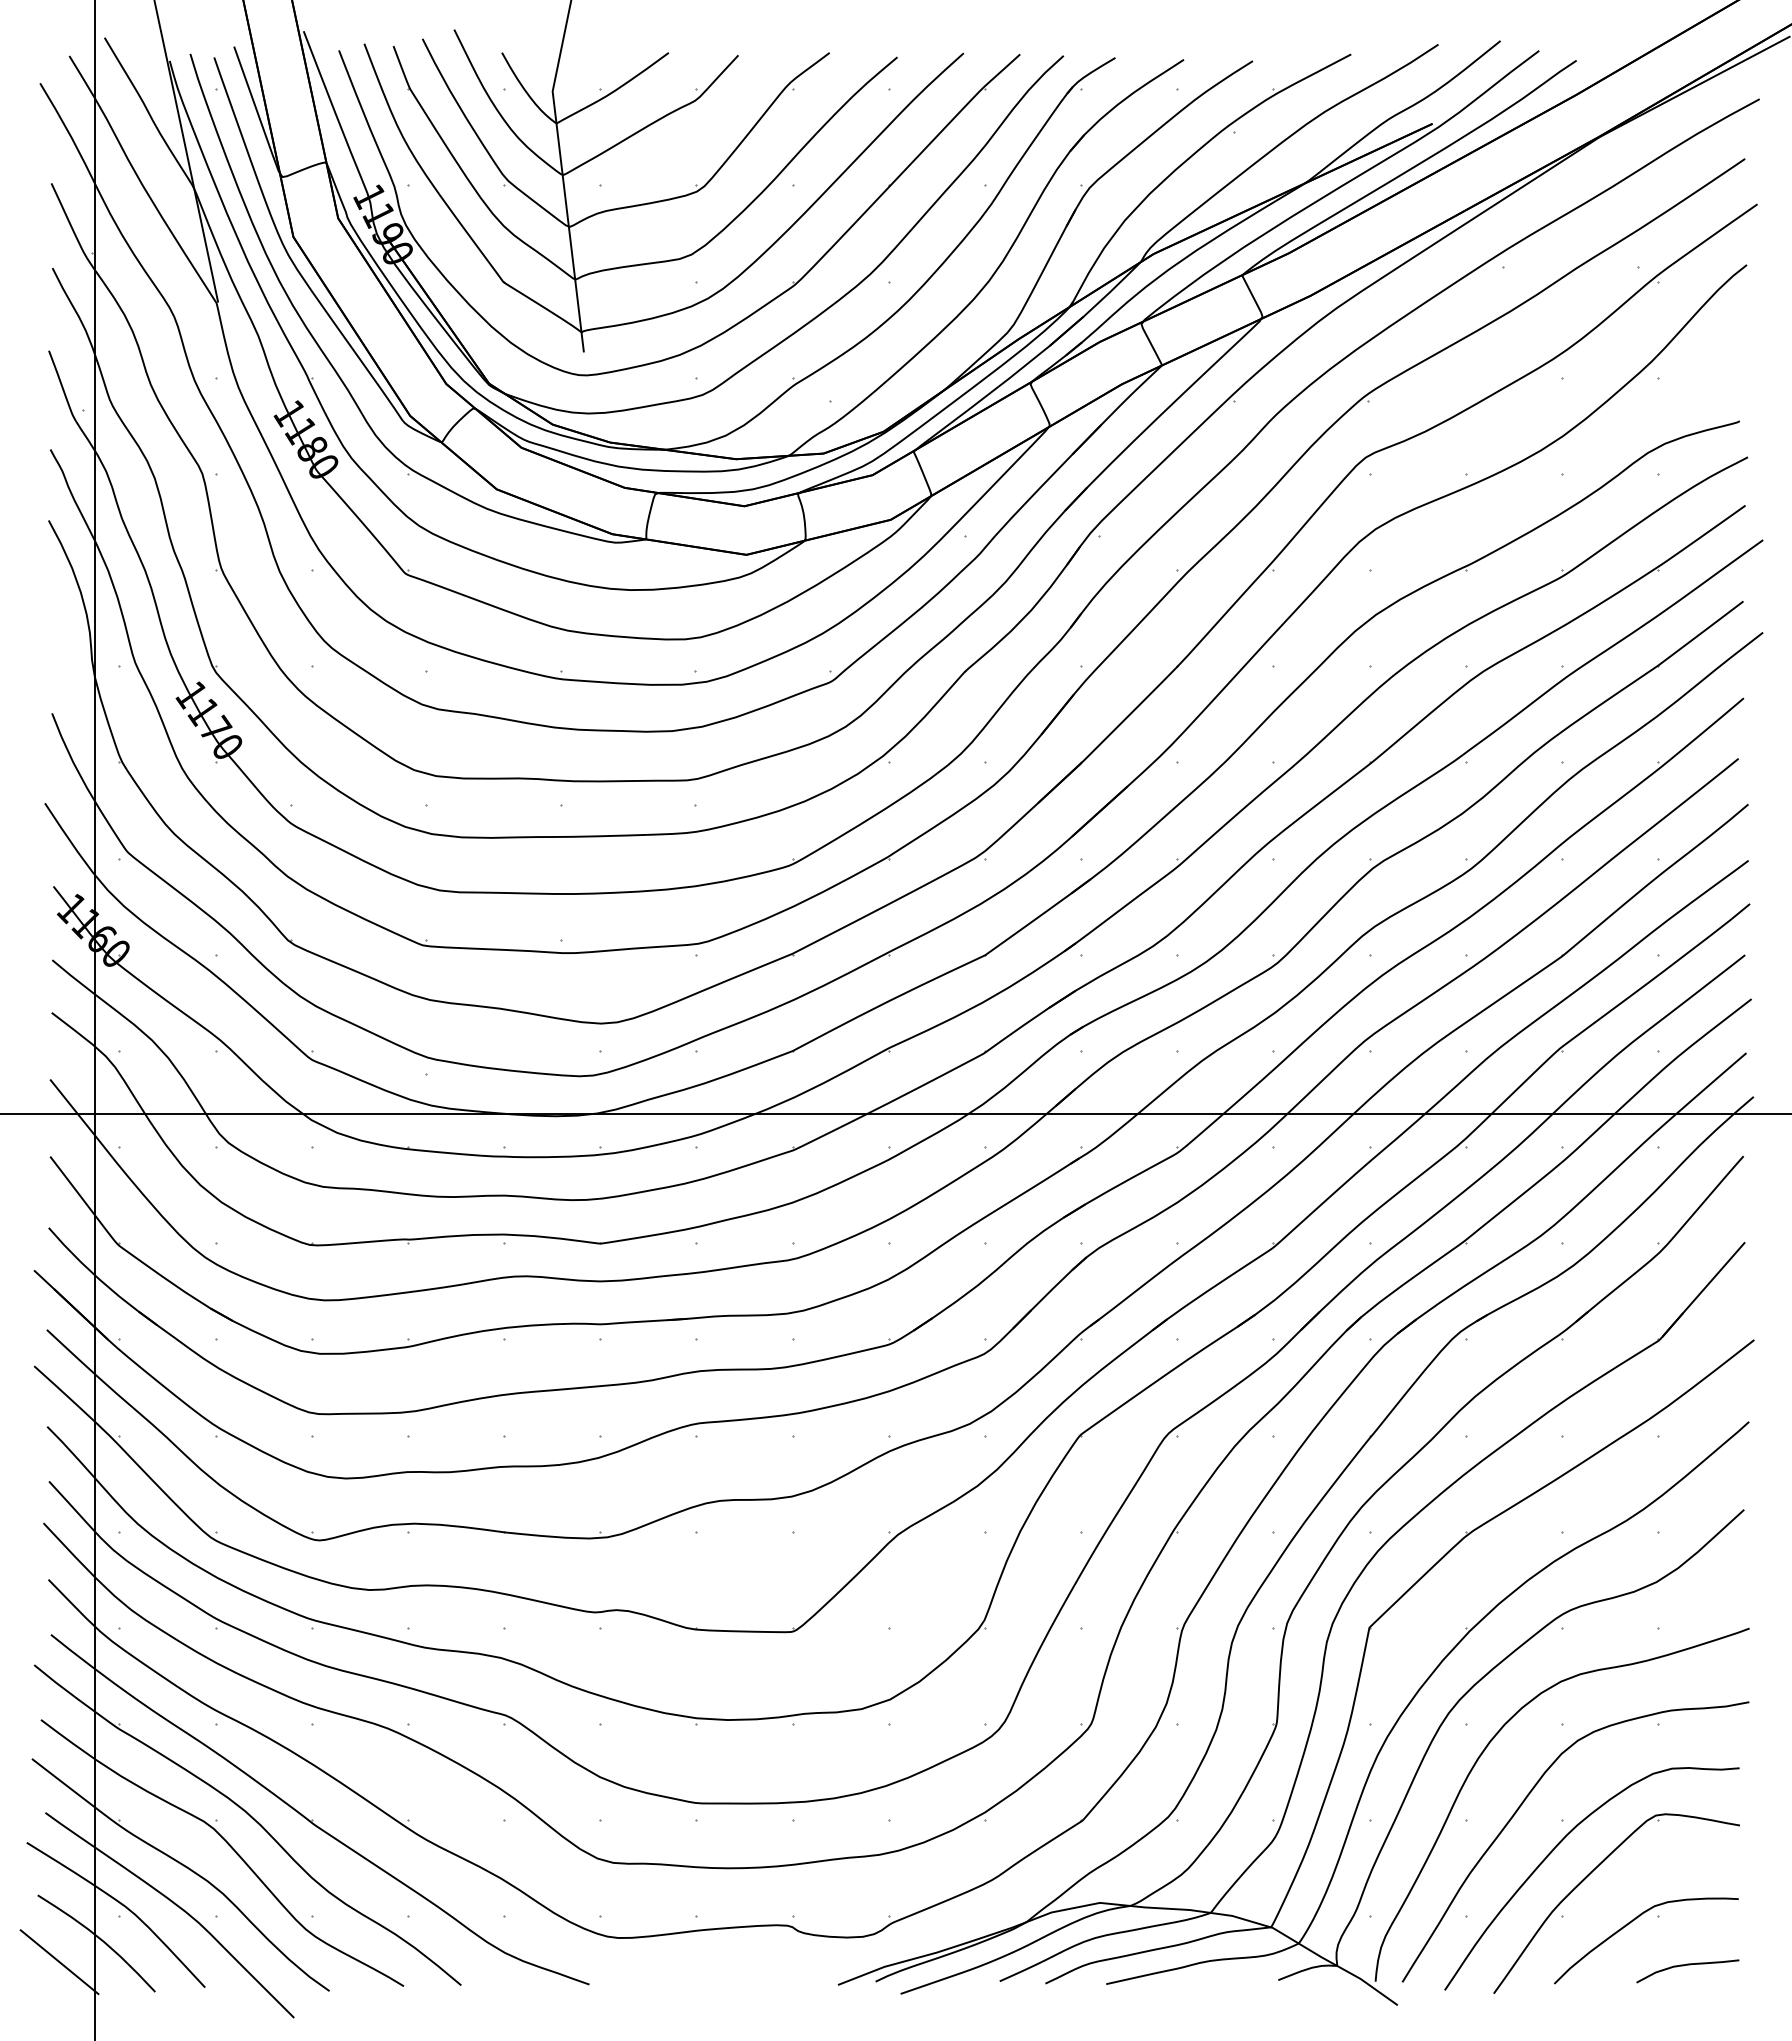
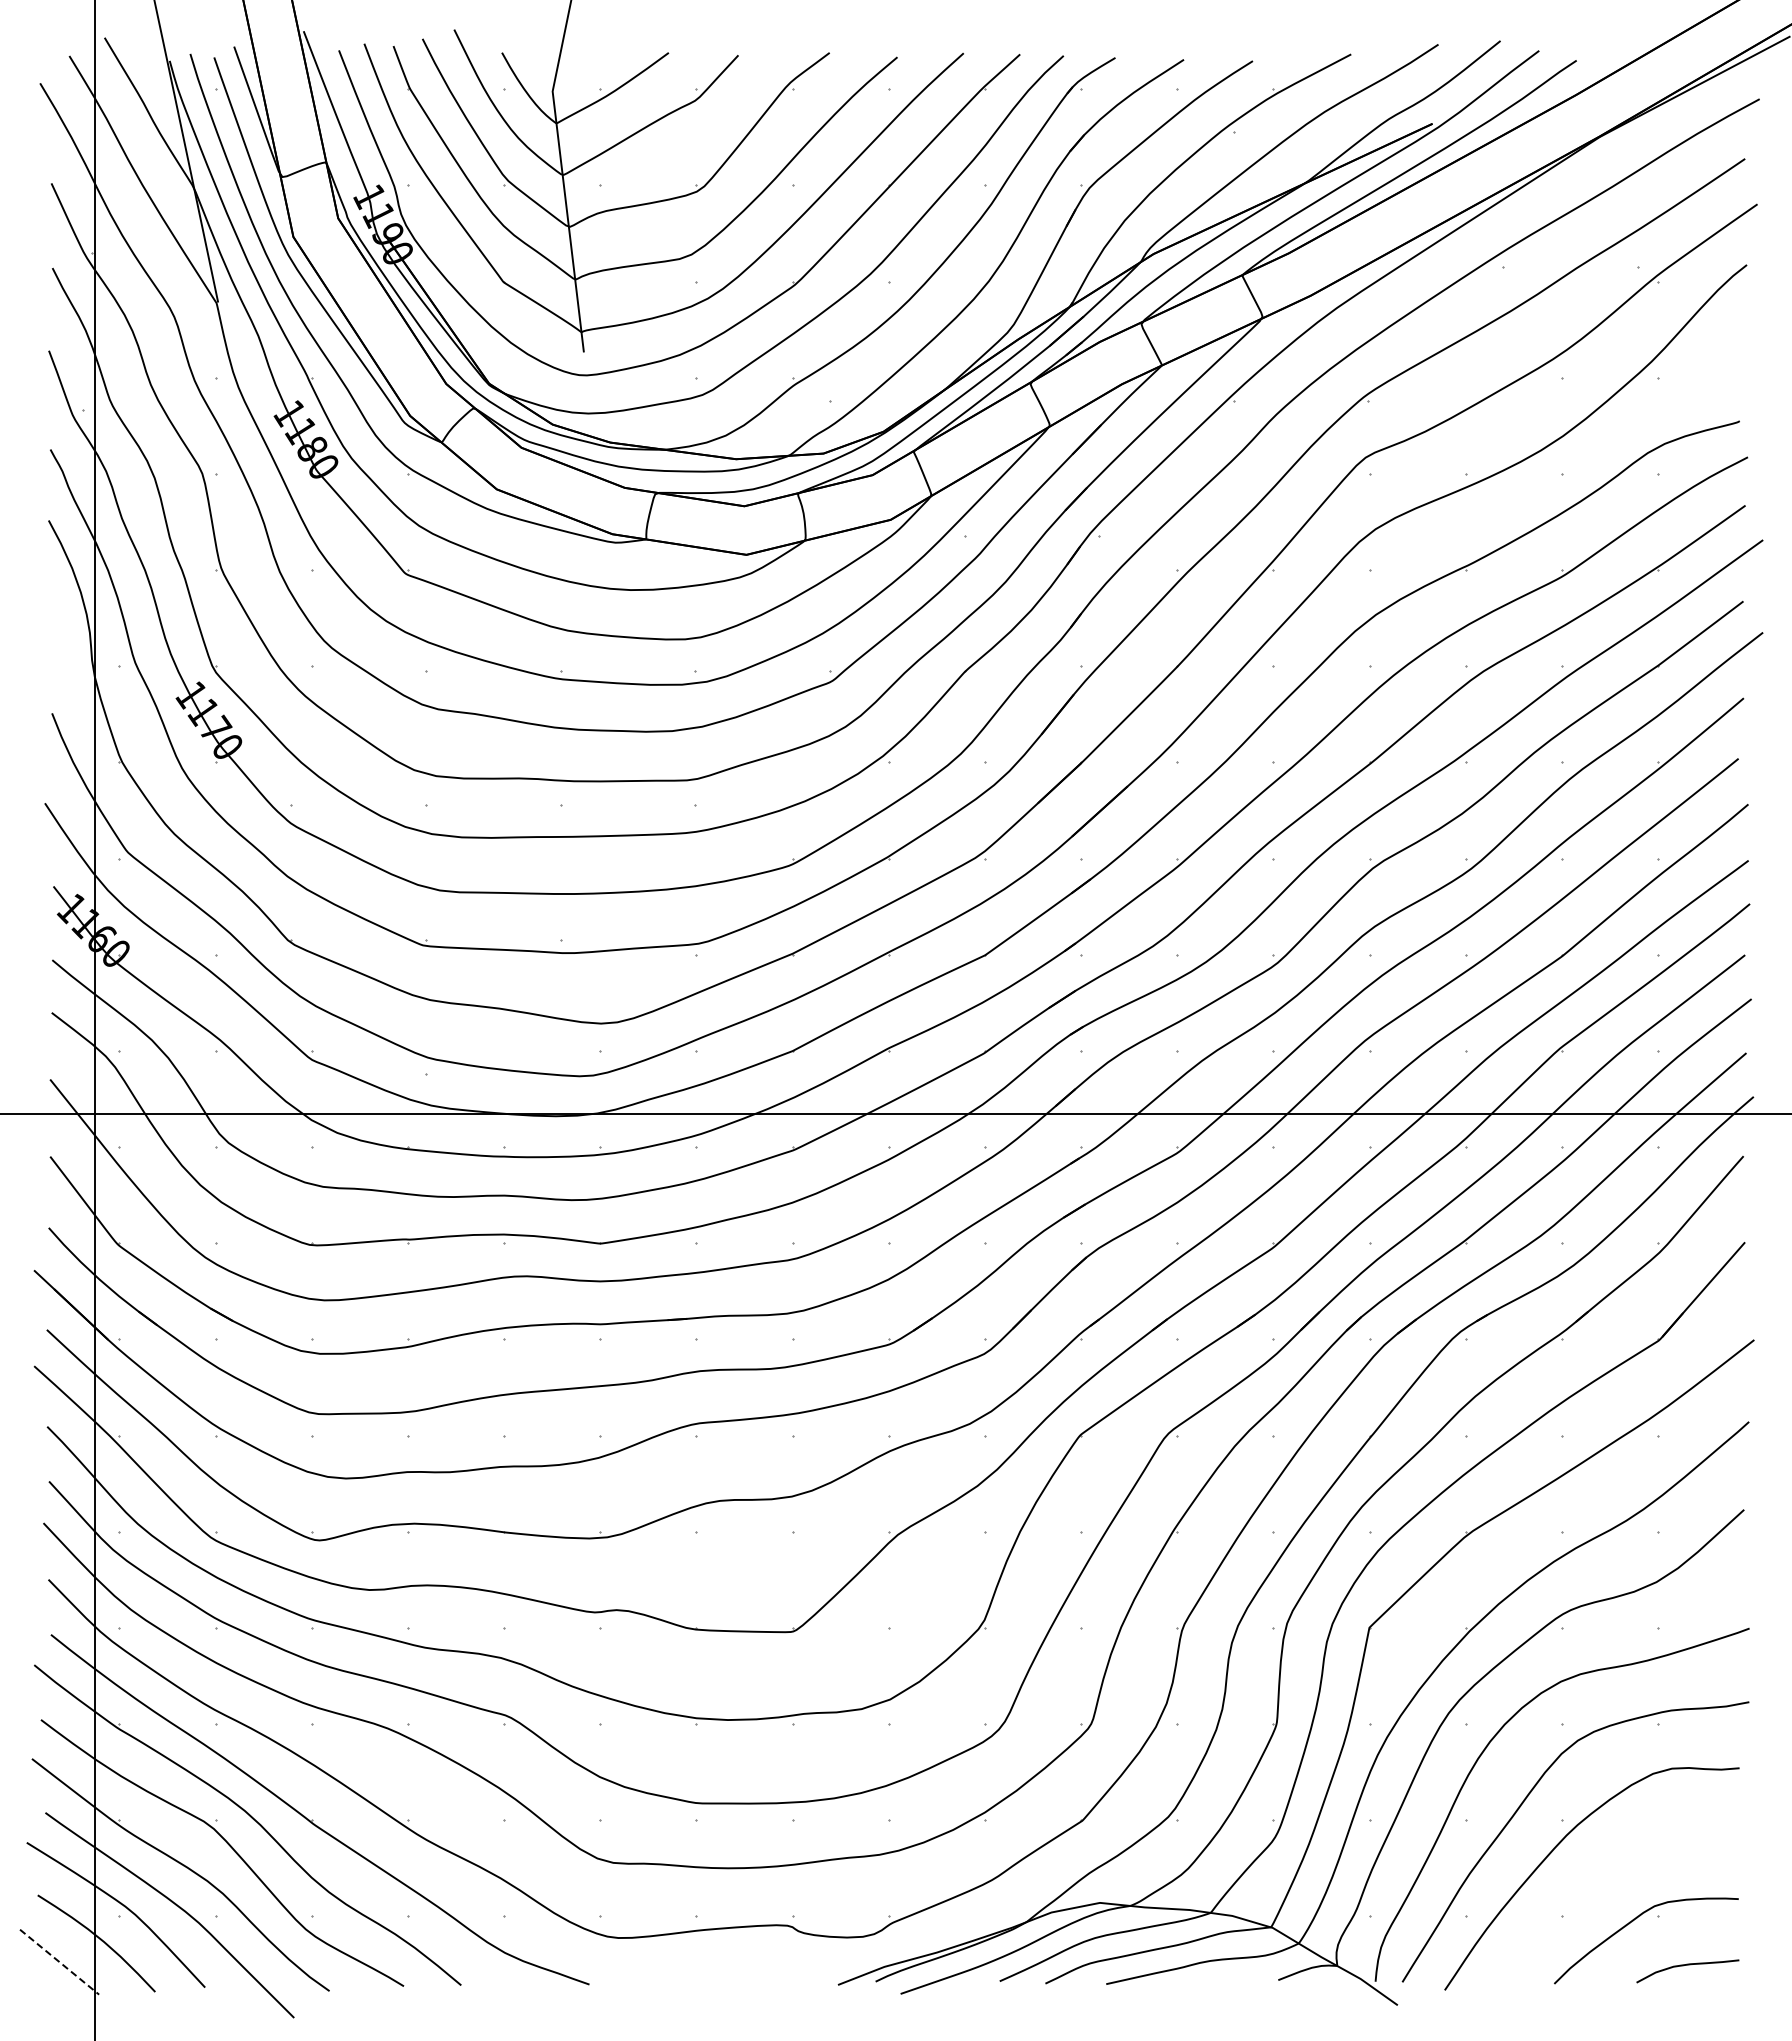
part: present -> none (1589, 1875)
line: solid -> dashed (59, 1962)
